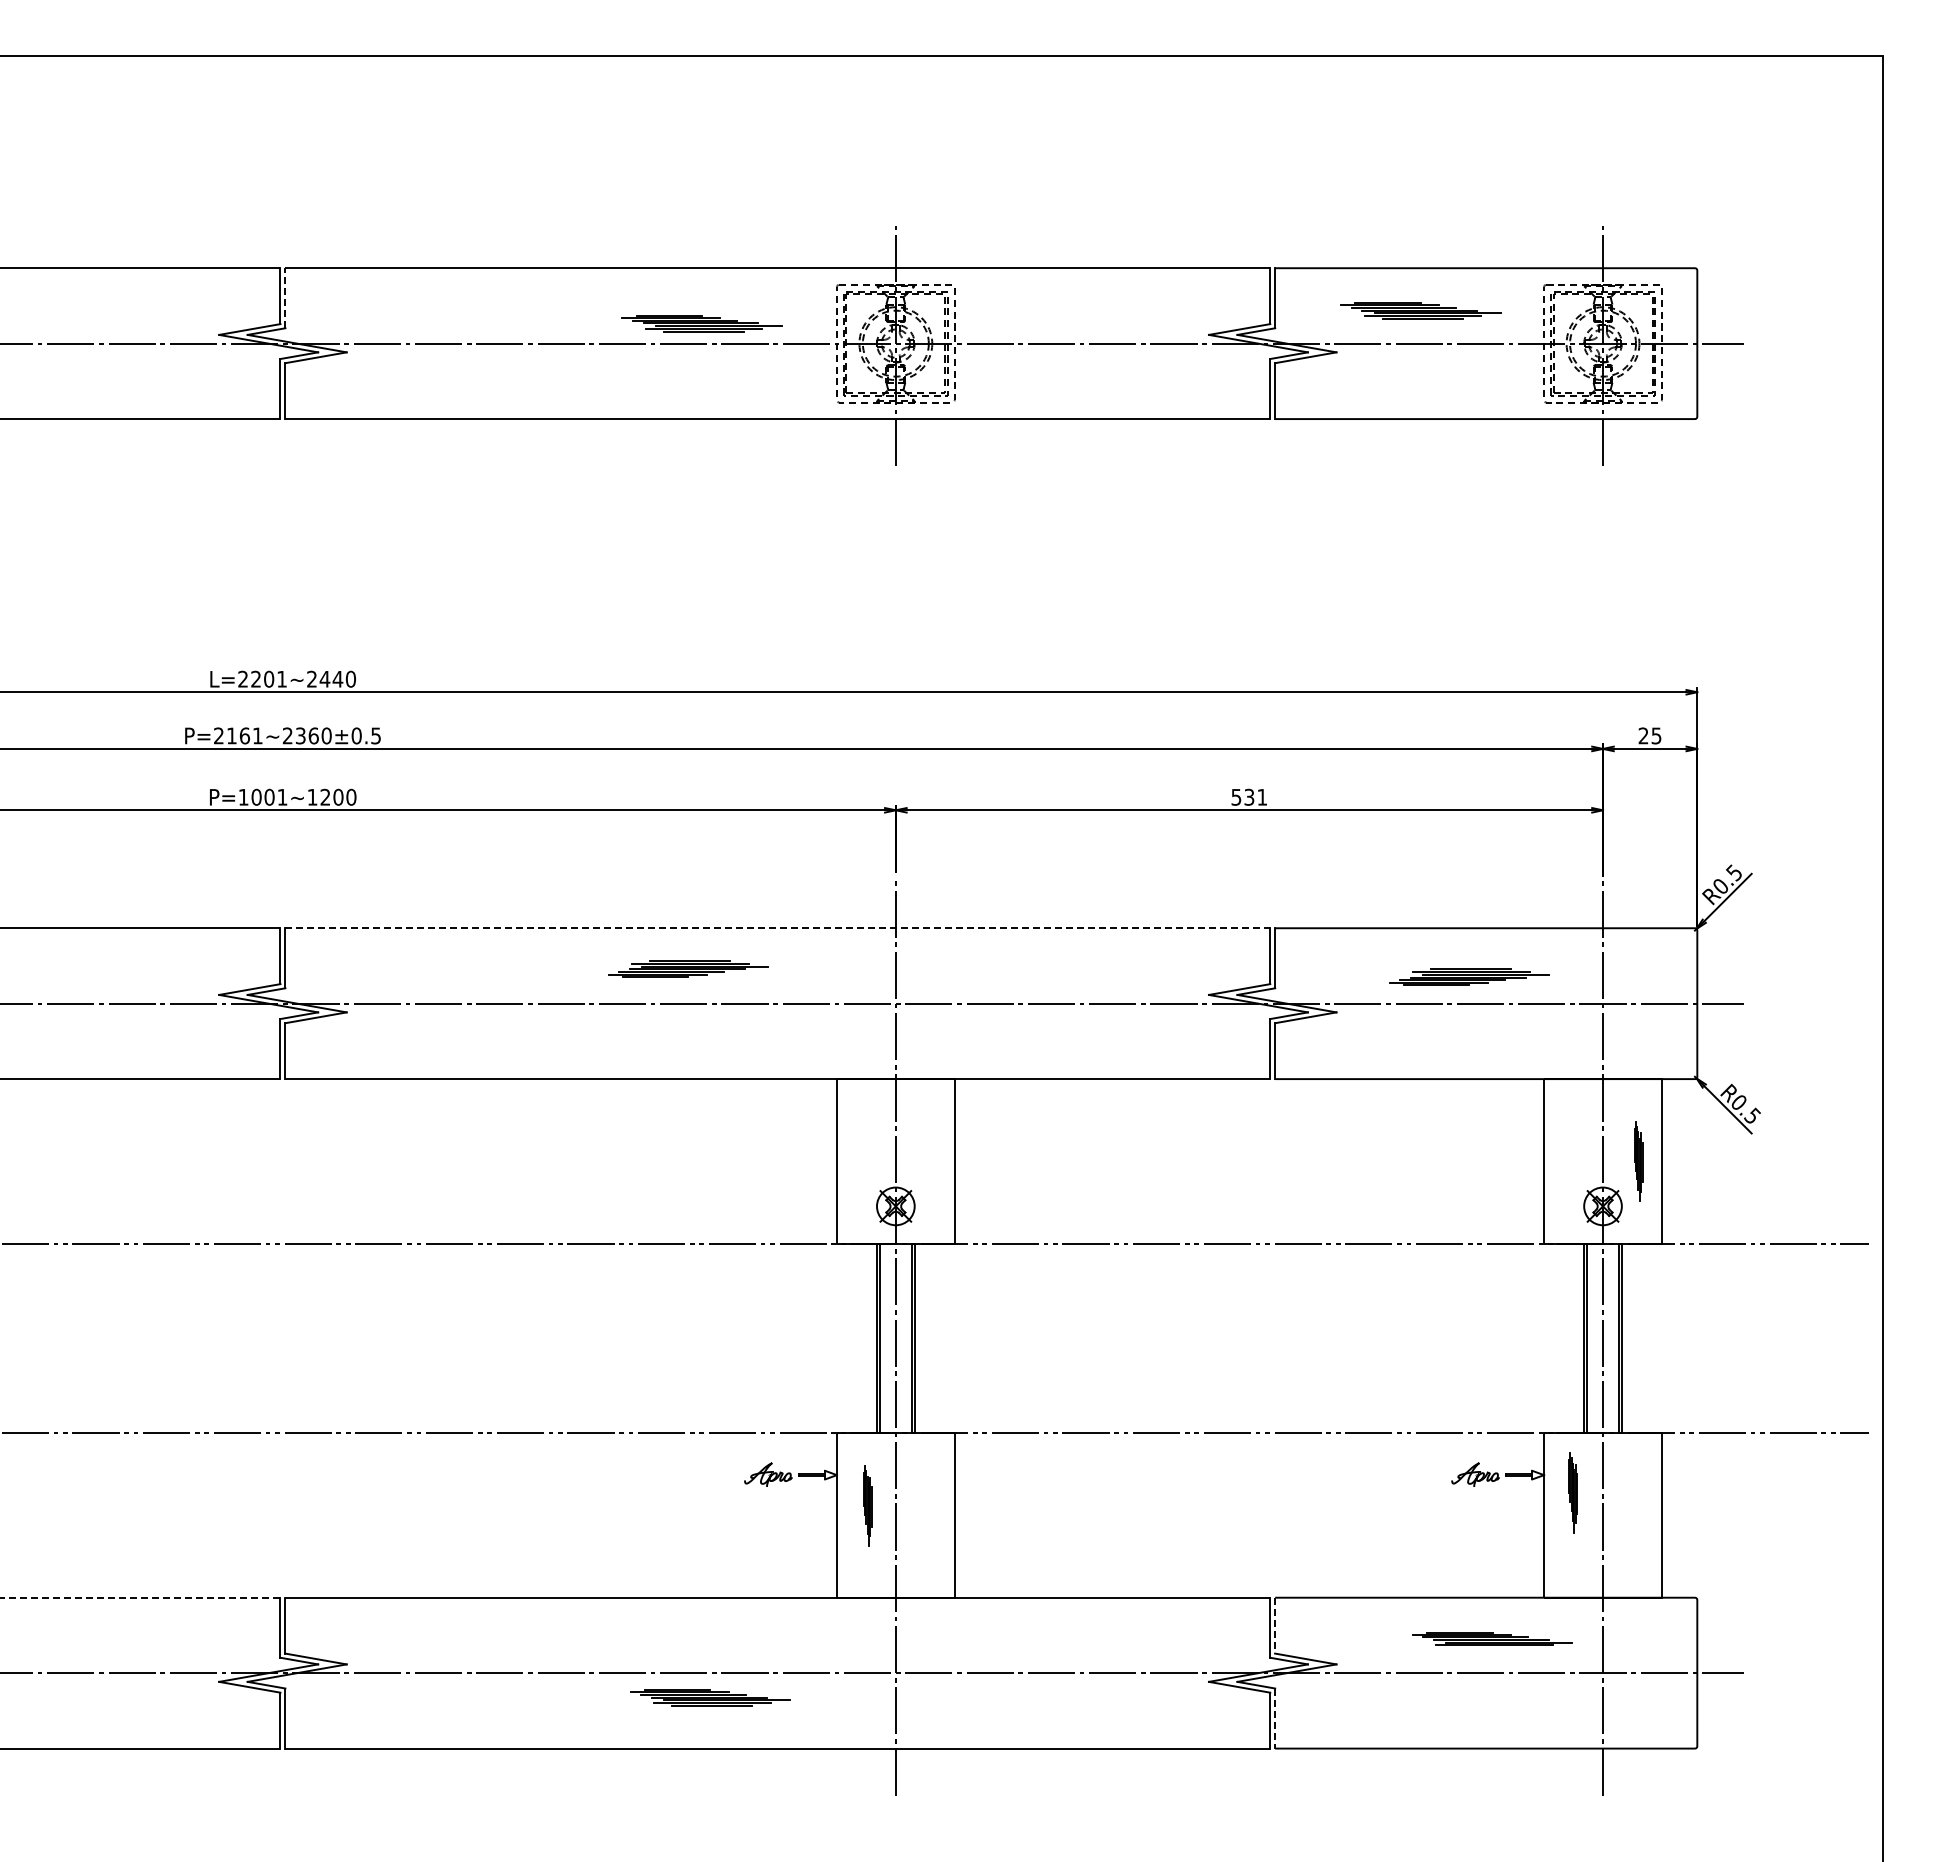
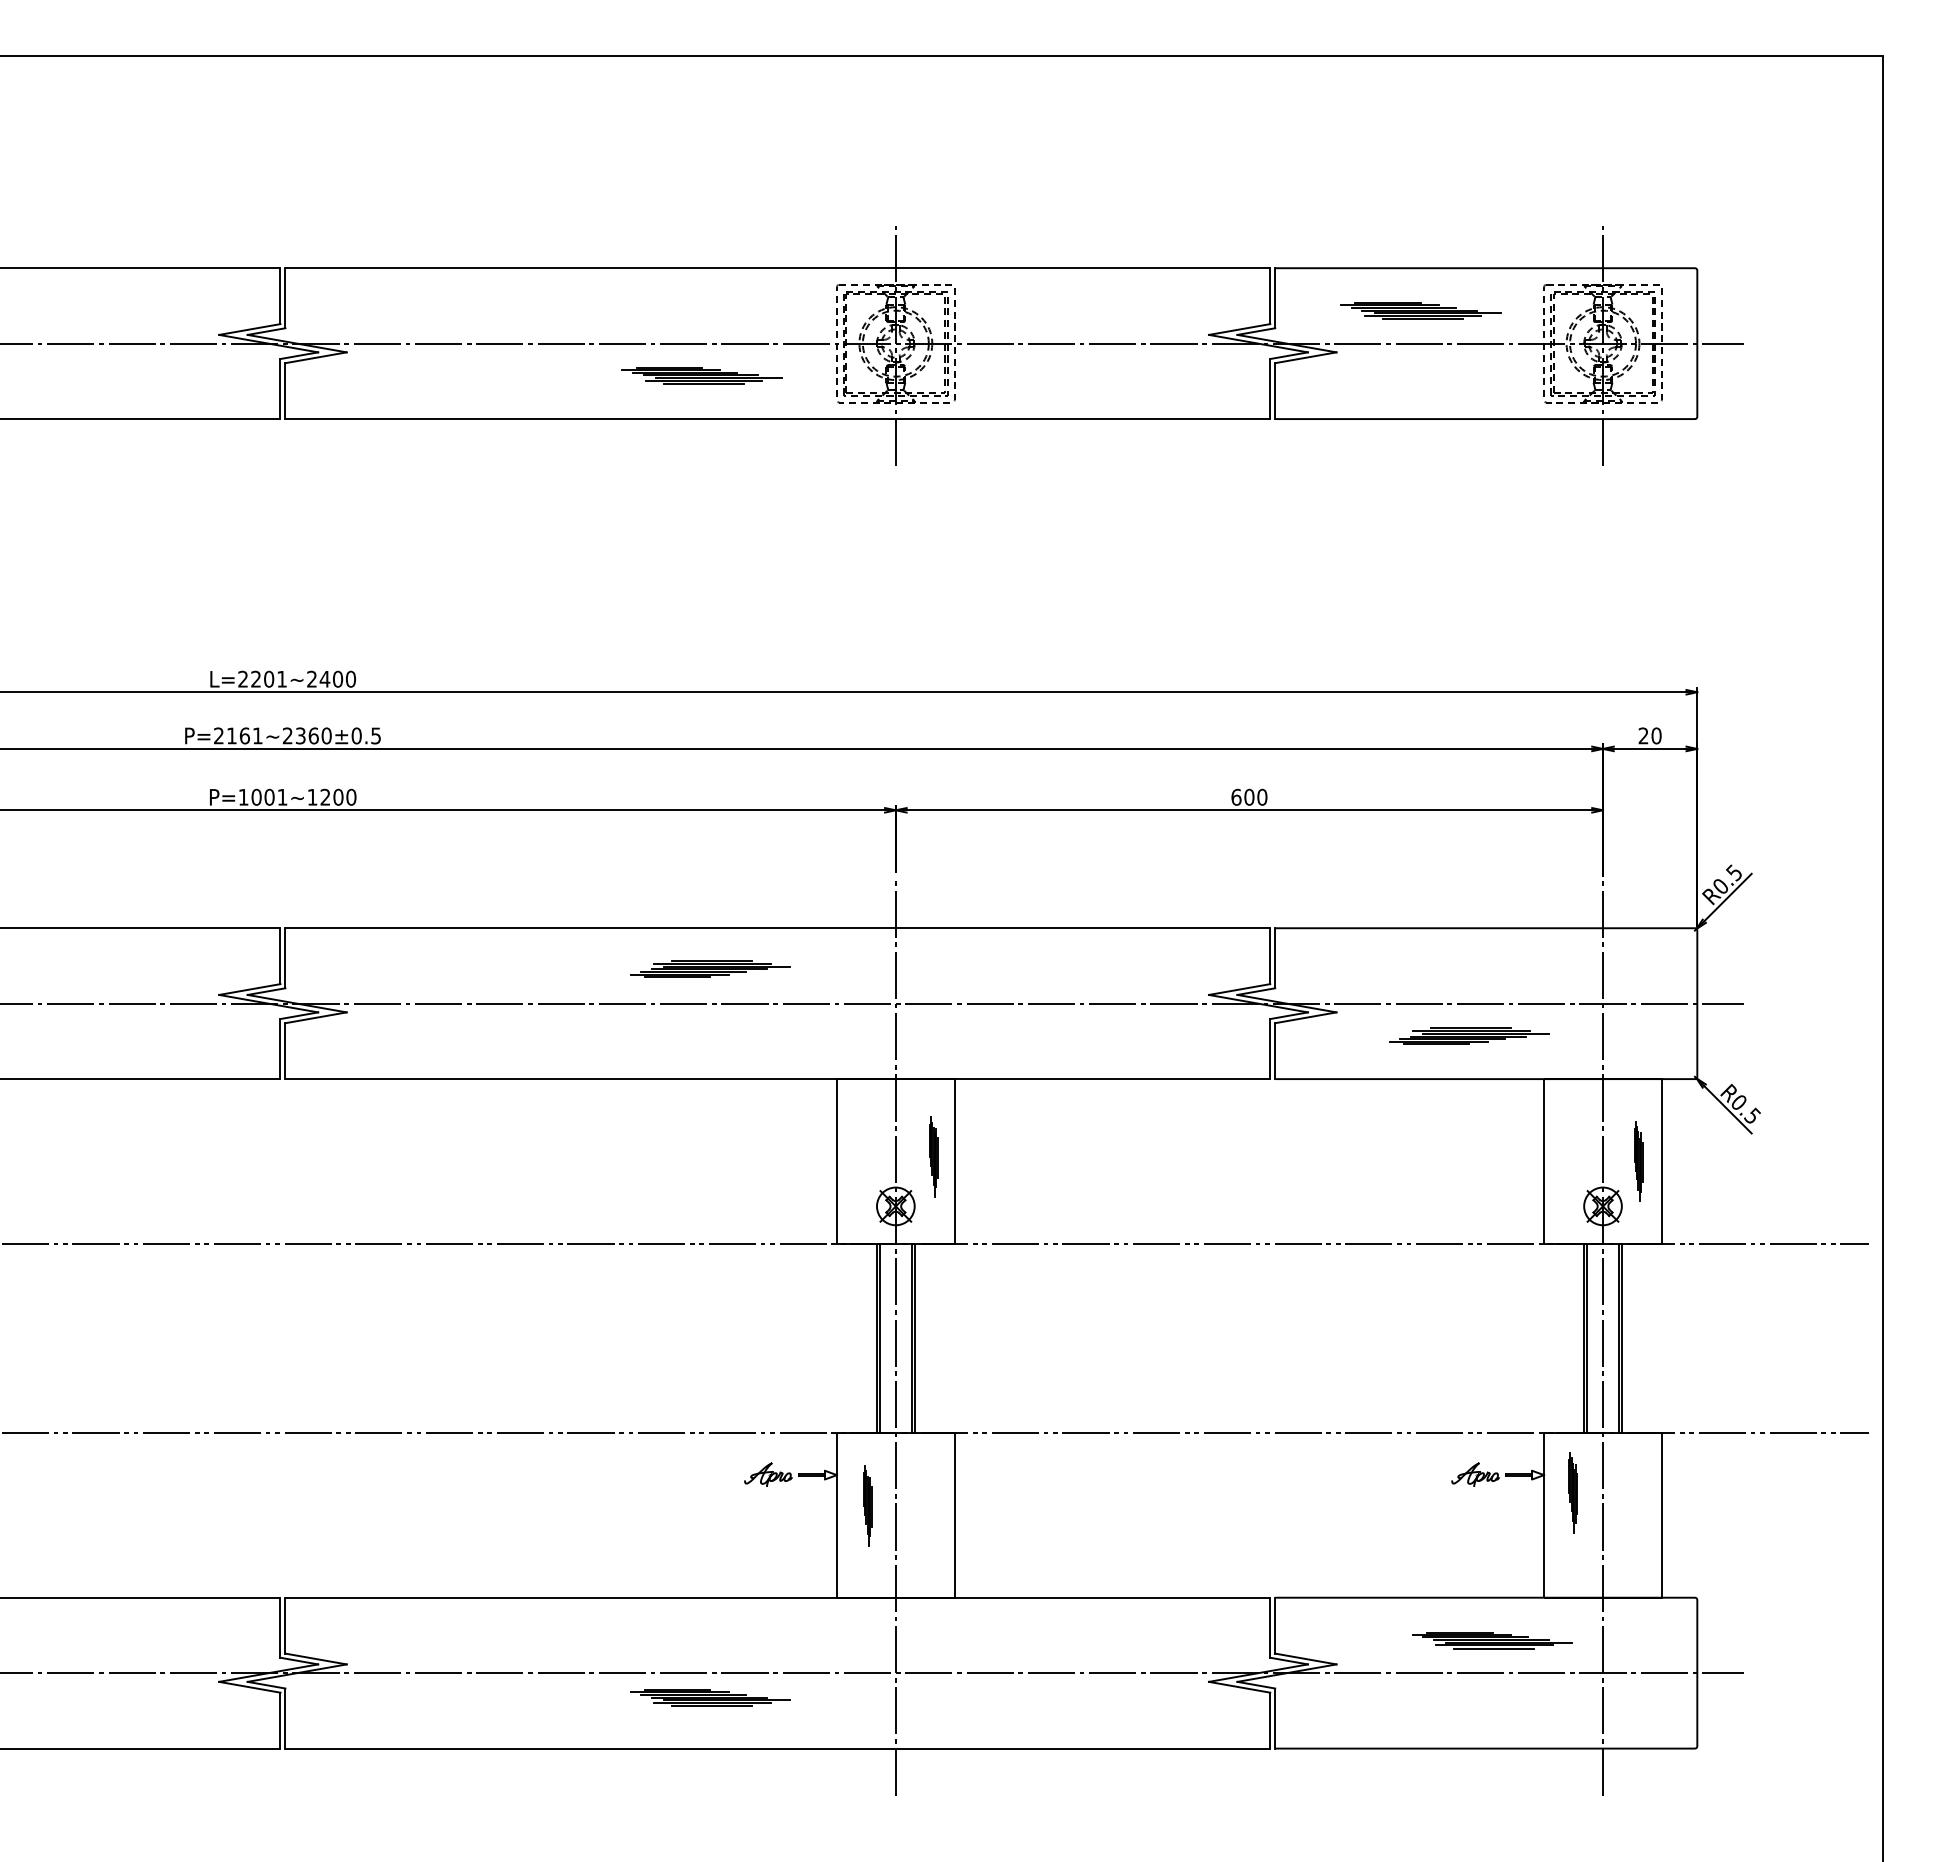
line: dashed -> solid (285, 297)
part position: (701, 323) -> (701, 375) (701, 375)
text: L=2201~2440 -> L=2201~2400 (337, 678)
text: 25 -> 20 (1656, 735)
text: 531 -> 600 (1249, 796)
line: dashed -> solid (778, 928)
part position: (688, 968) -> (710, 968) (710, 968)
part position: (1469, 976) -> (1469, 1035) (1469, 1035)
part: none -> present (933, 1156)
line: dashed -> solid (140, 1597)
line: dashed -> solid (1275, 1625)
line: none -> present (1494, 1648)
line: dashed -> solid (1275, 1719)
